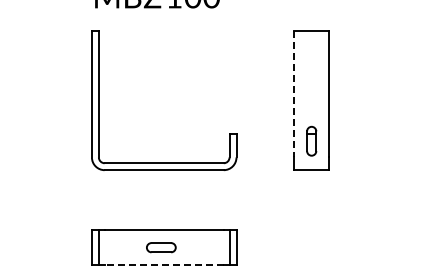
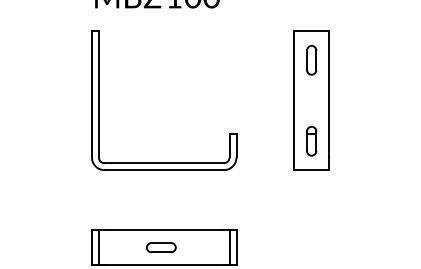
part: none -> present (311, 60)
line: dashed -> solid (294, 94)
line: dashed -> solid (164, 265)
